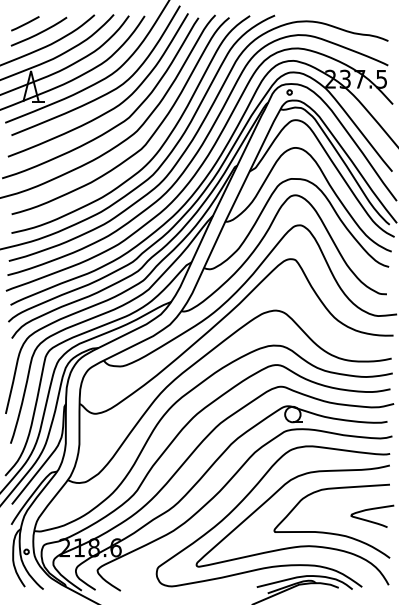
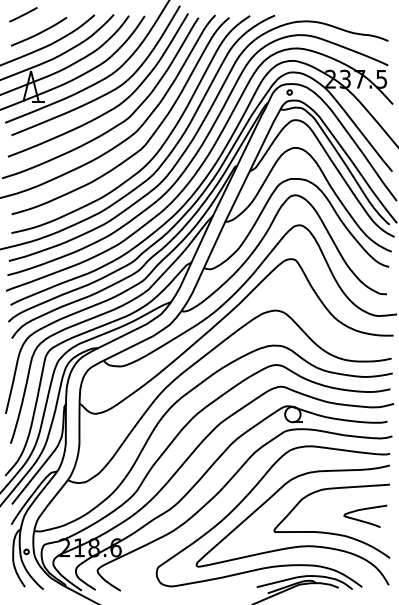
line position: (25, 23) -> (23, 14) (23, 14)
curve position: (370, 510) -> (363, 510) (363, 510)
